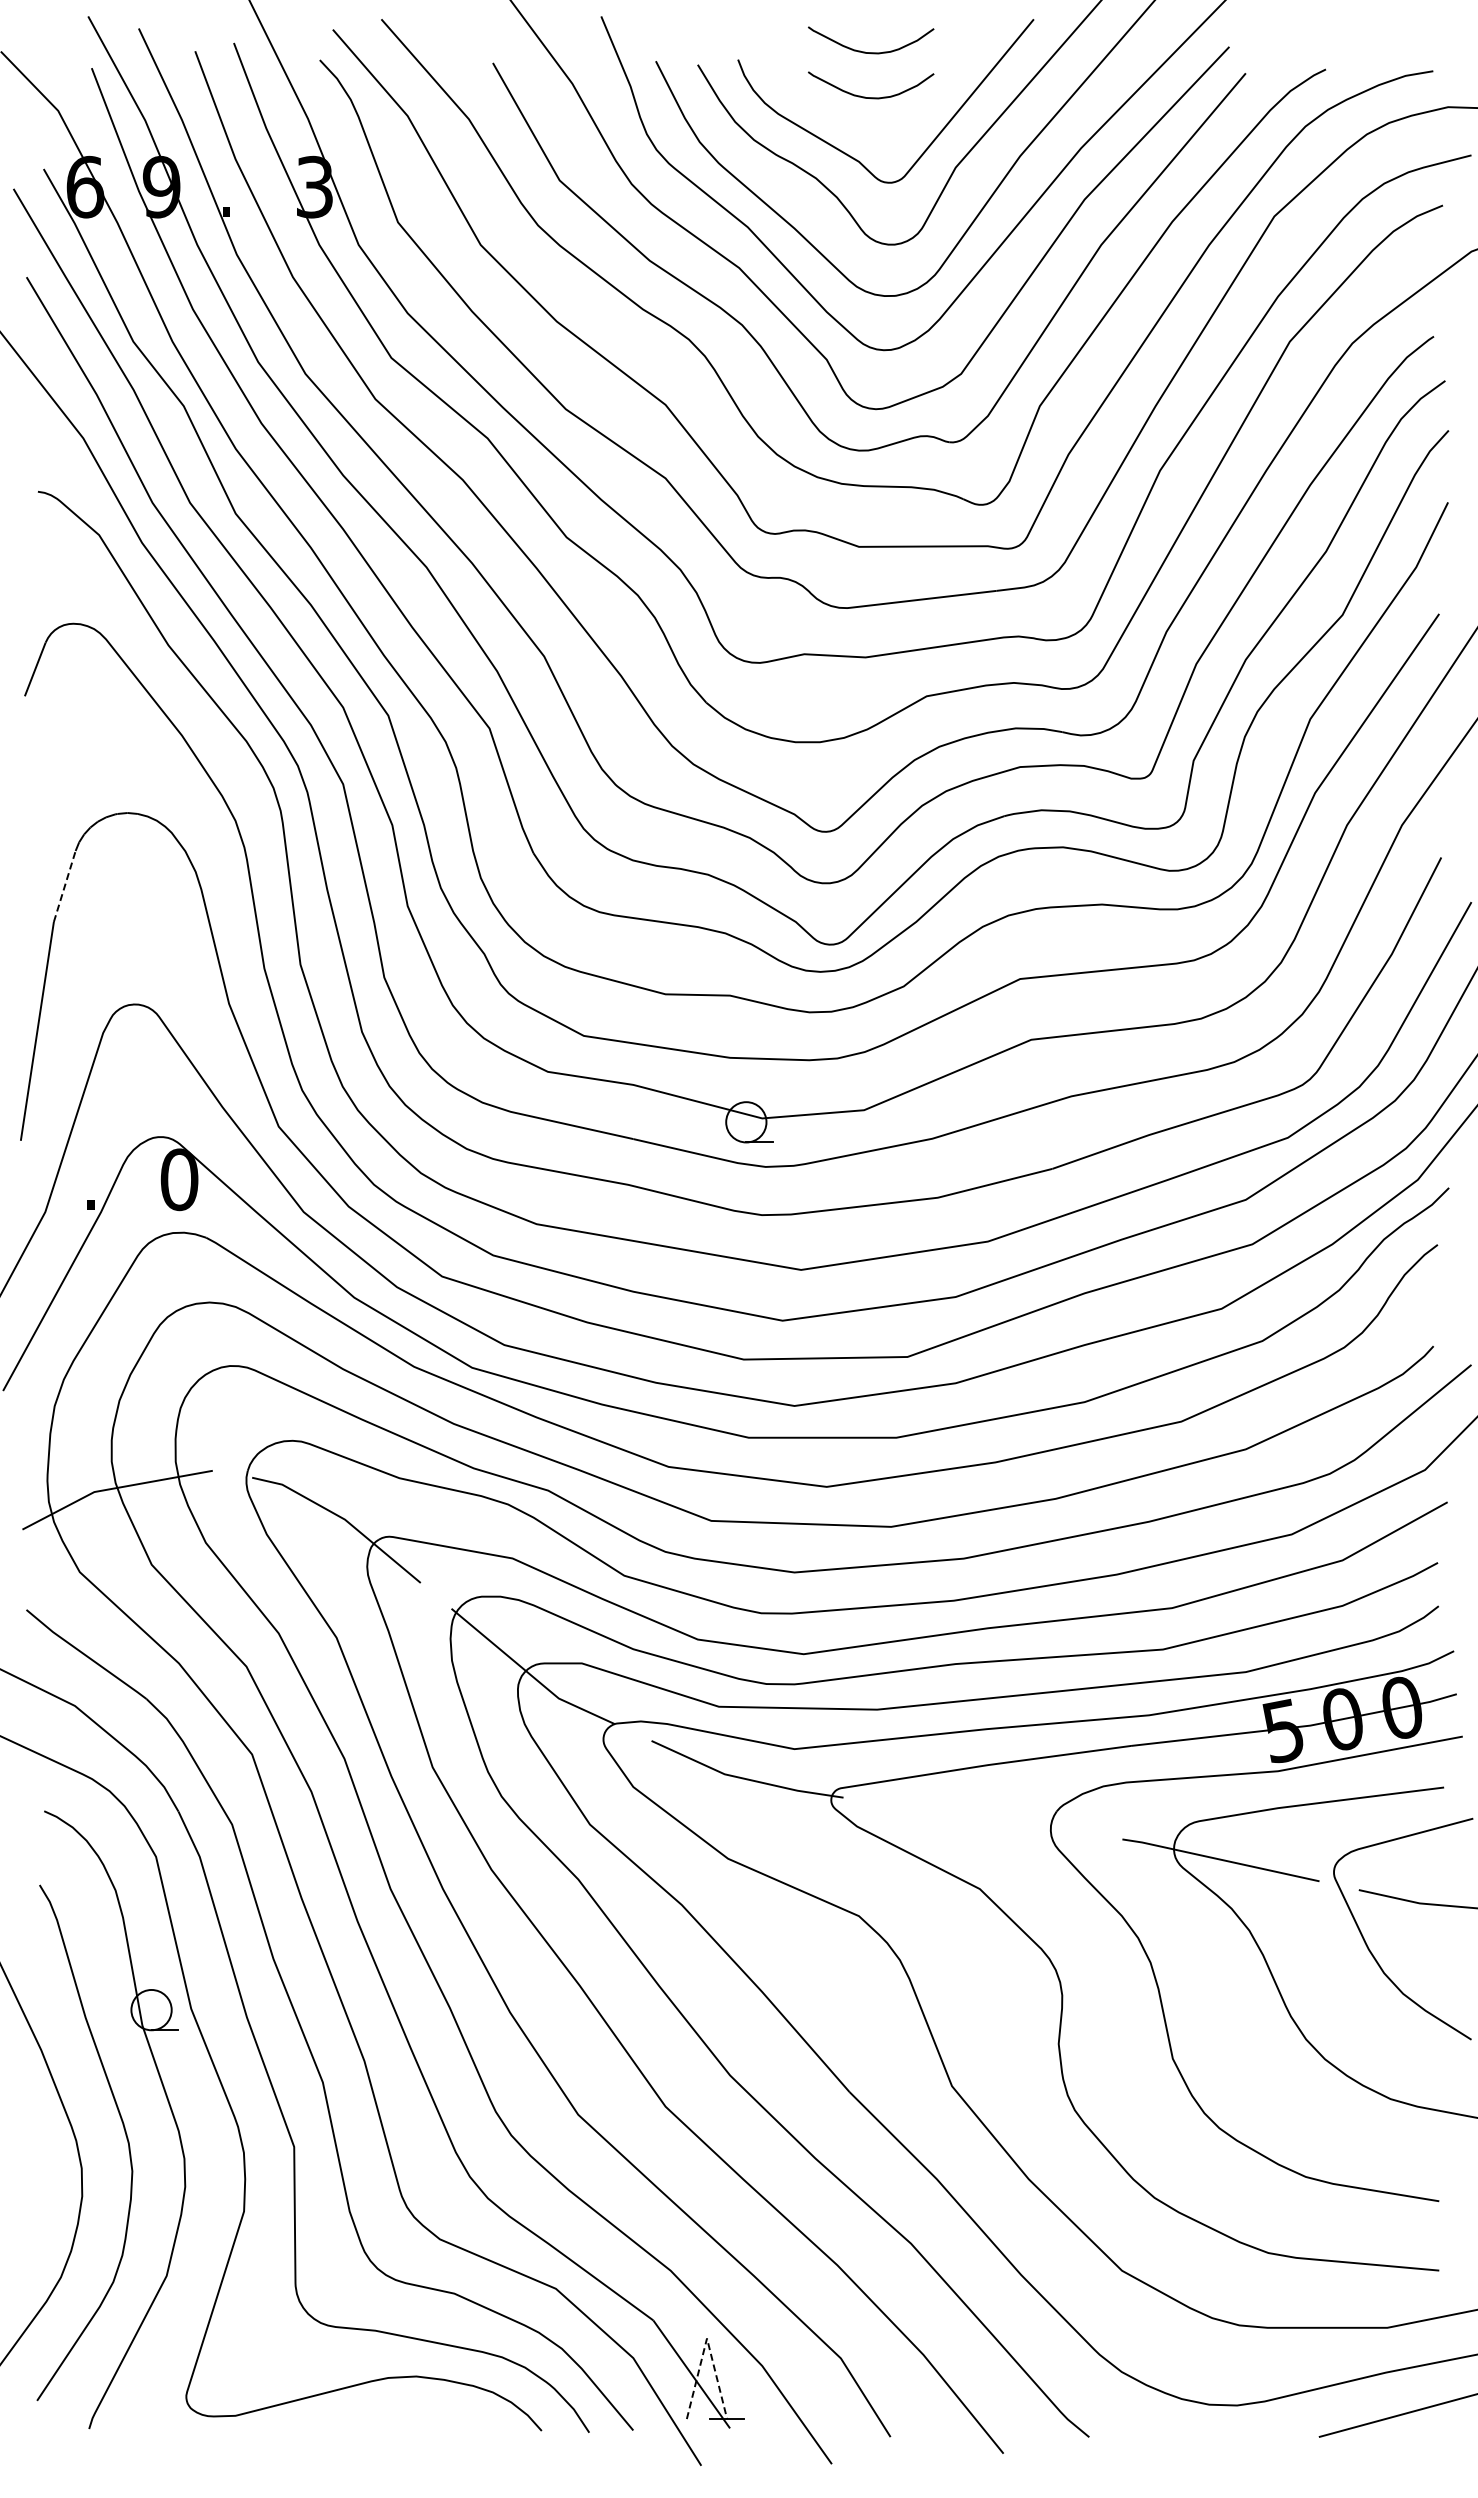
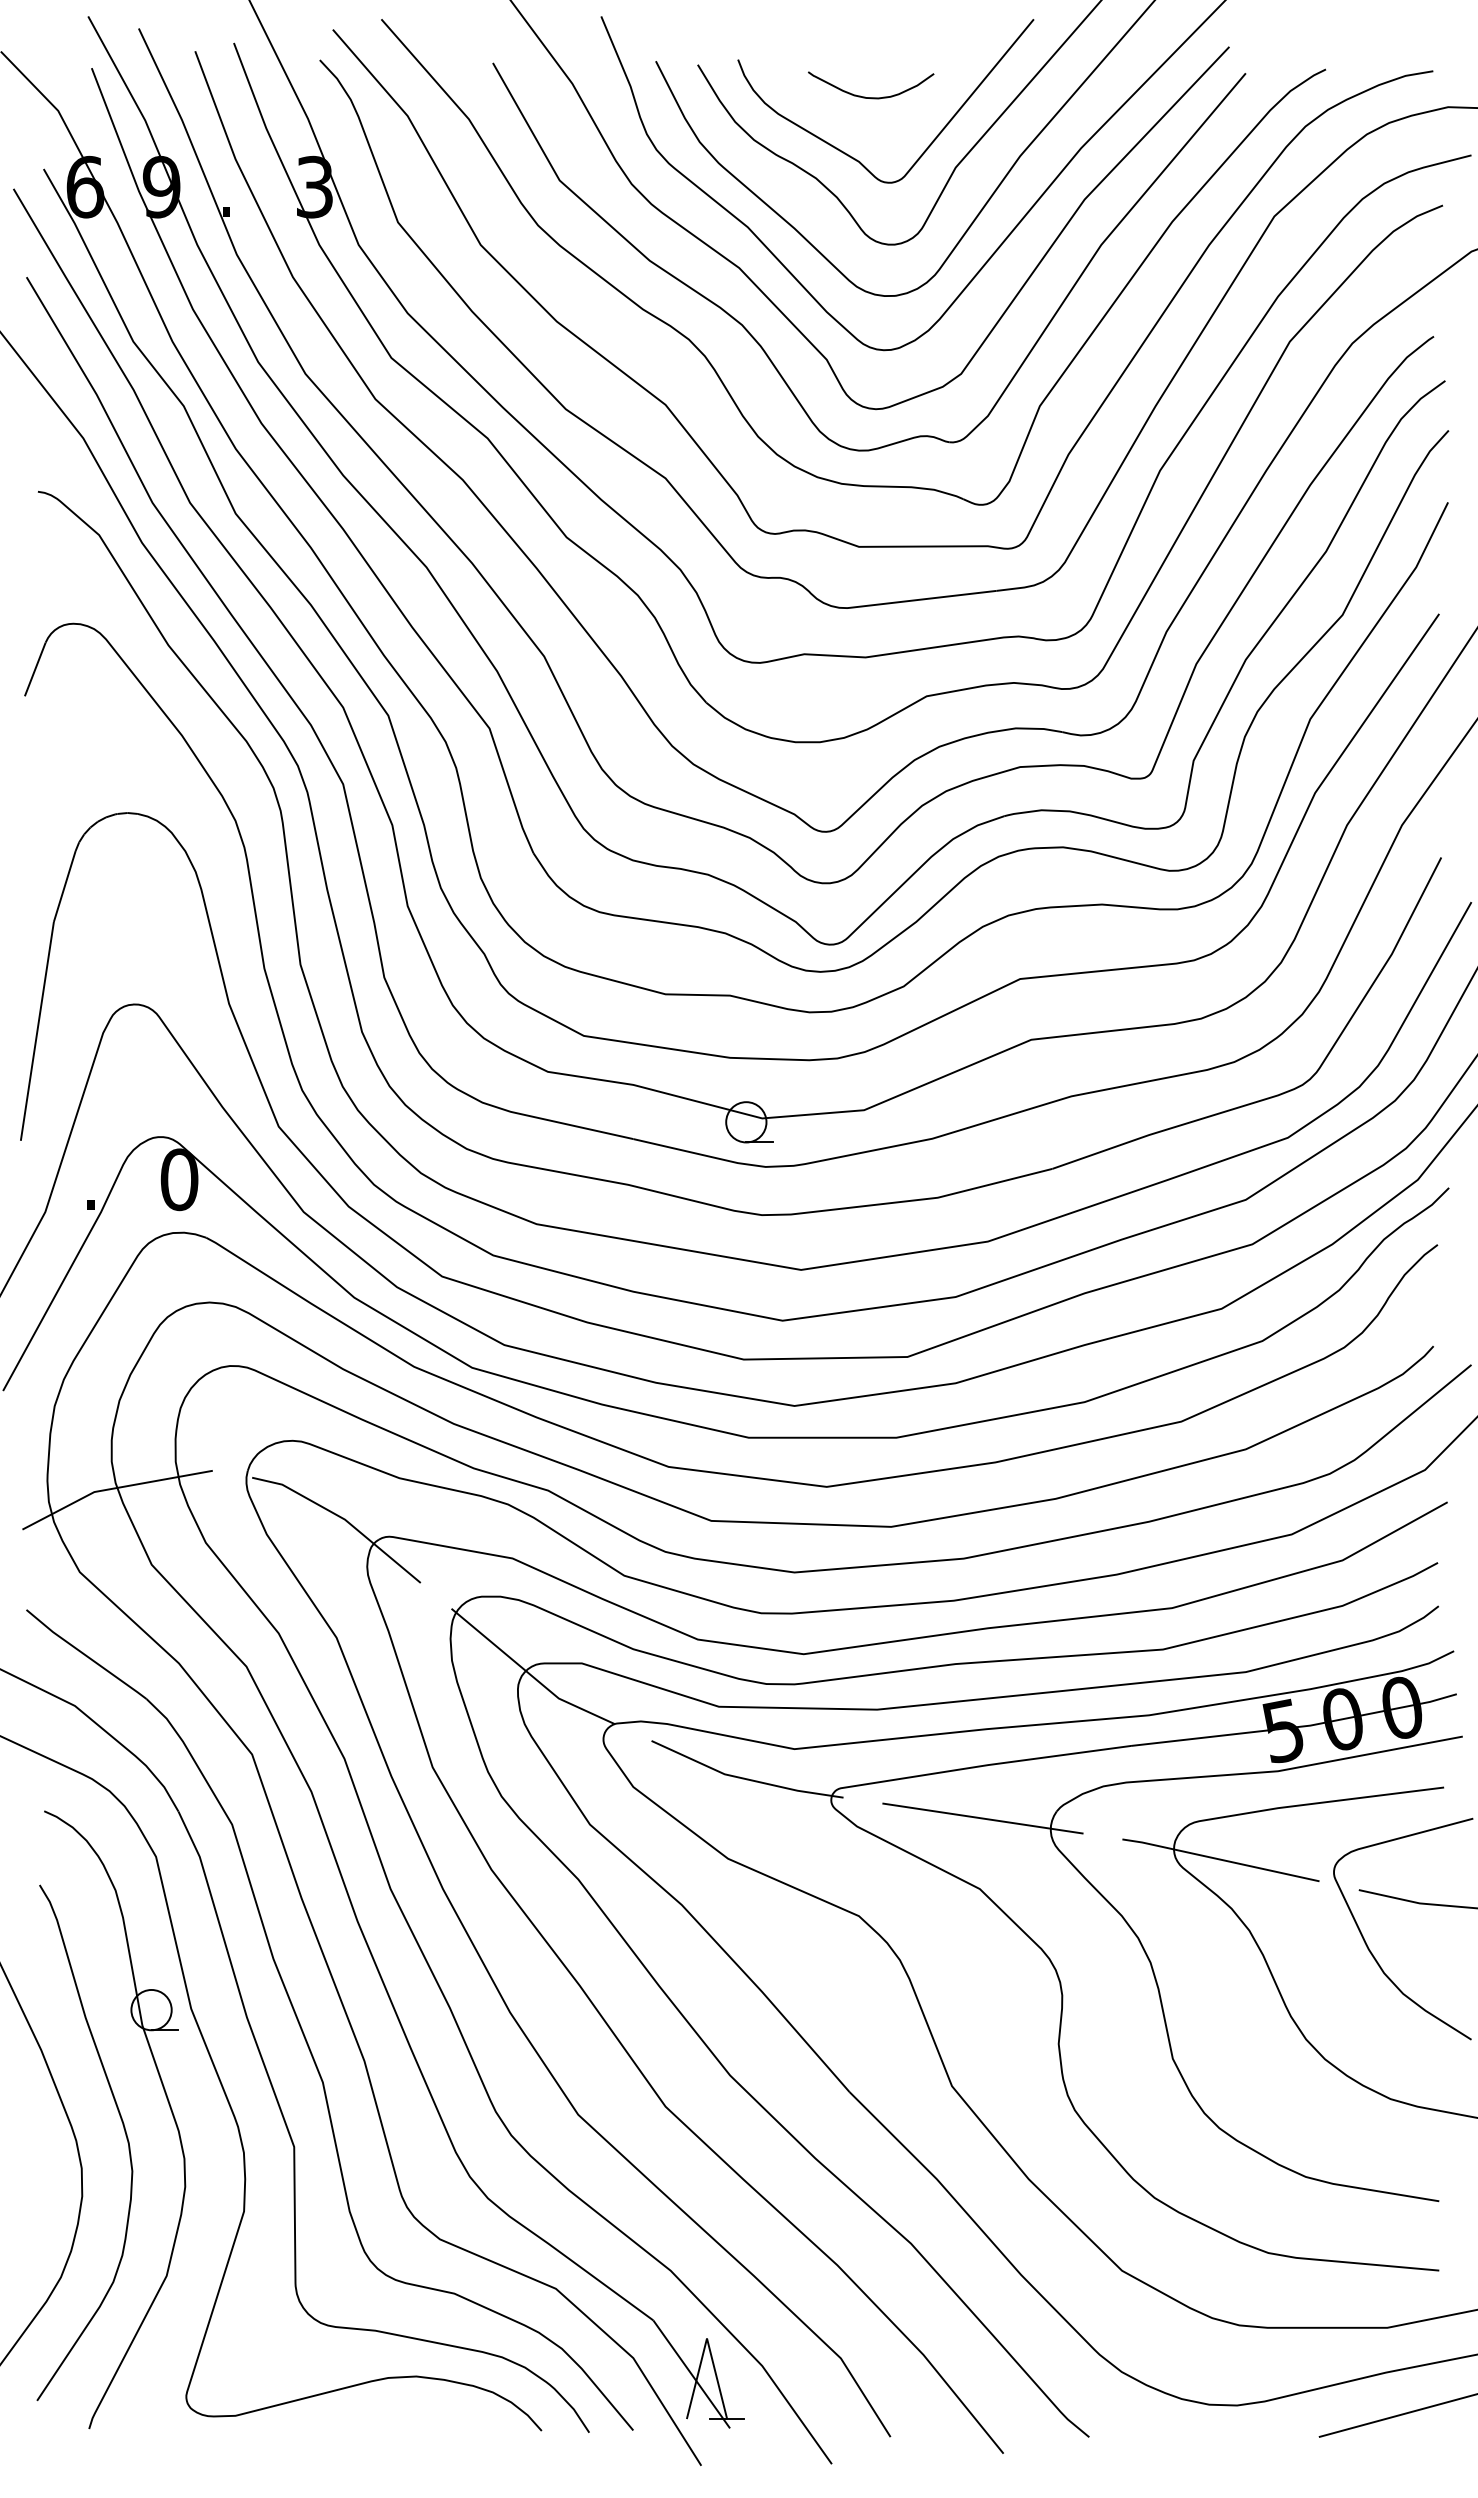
curve: present -> none (871, 52)
line: dashed -> solid (64, 886)
line: none -> present (982, 1818)
line: dashed -> solid (707, 2338)
